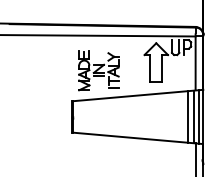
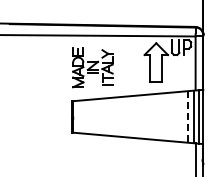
part position: (98, 70) -> (92, 67) (92, 67)
line: solid -> dashed (188, 116)
